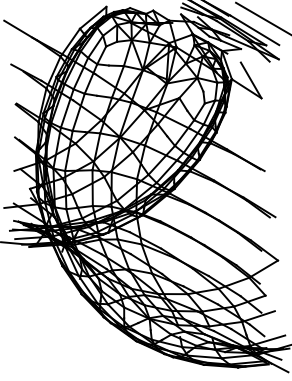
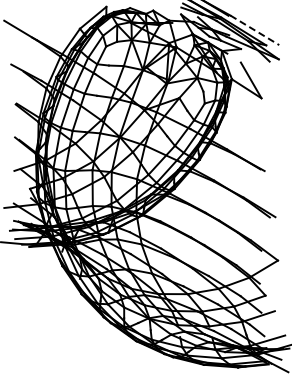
line: present -> none (262, 17)
line: solid -> dashed (254, 30)
